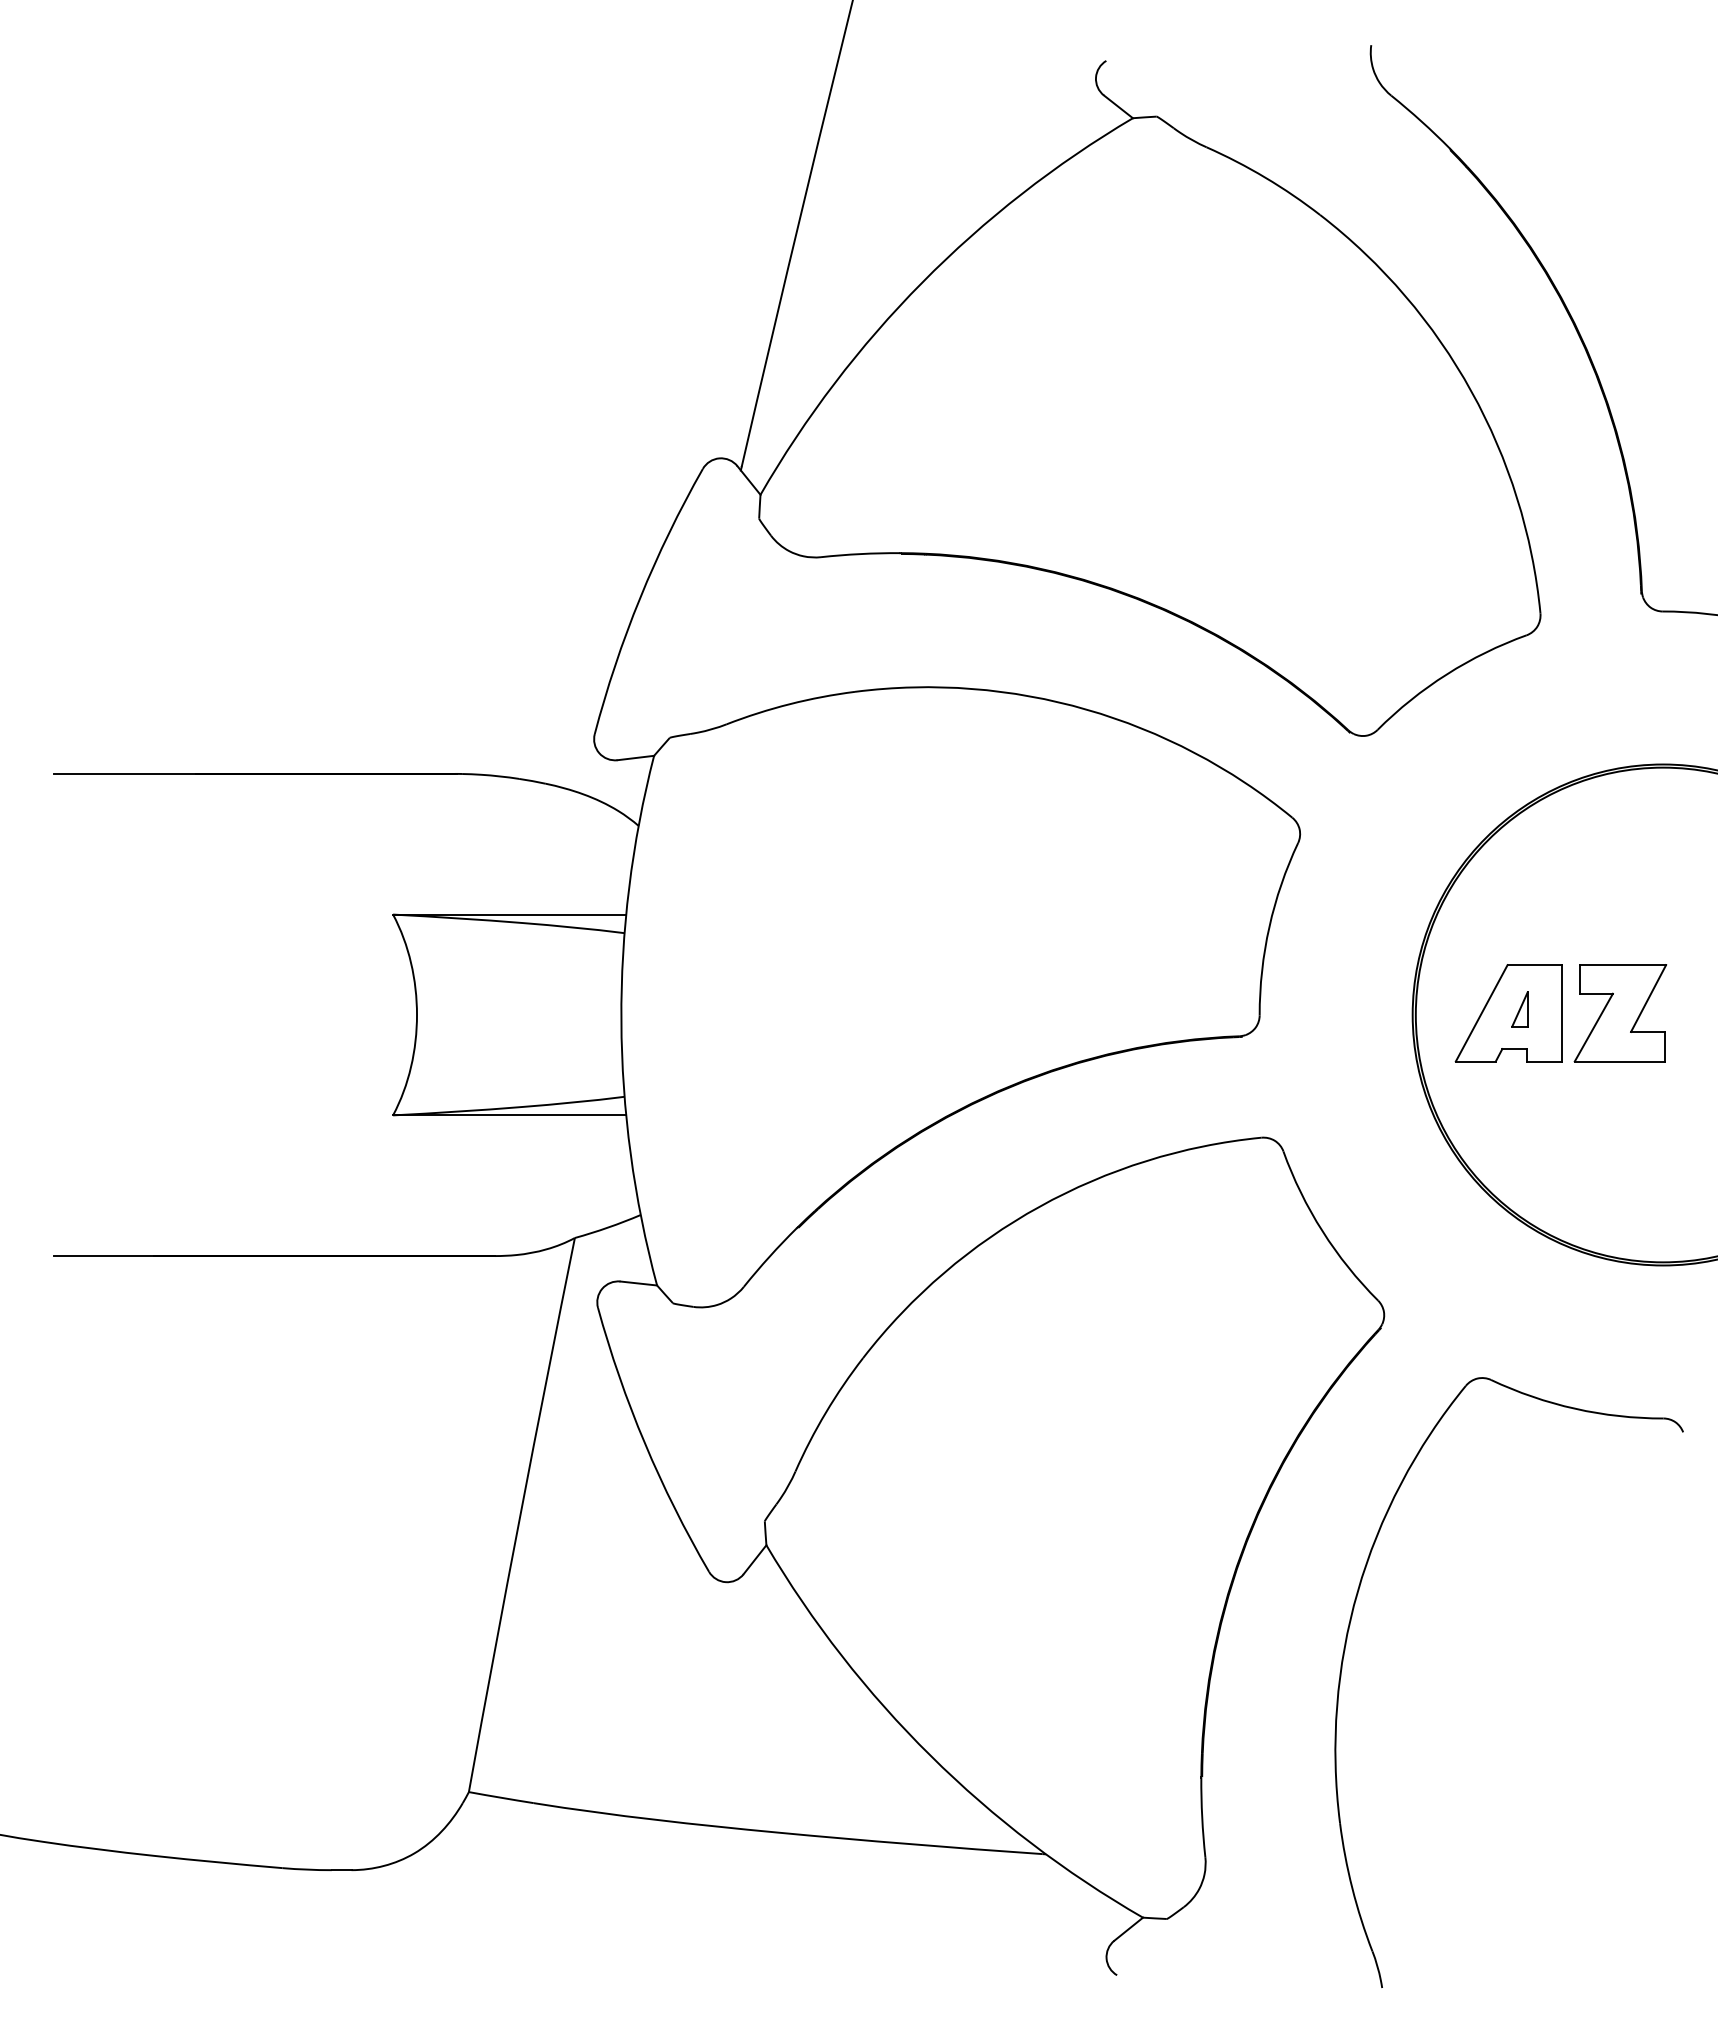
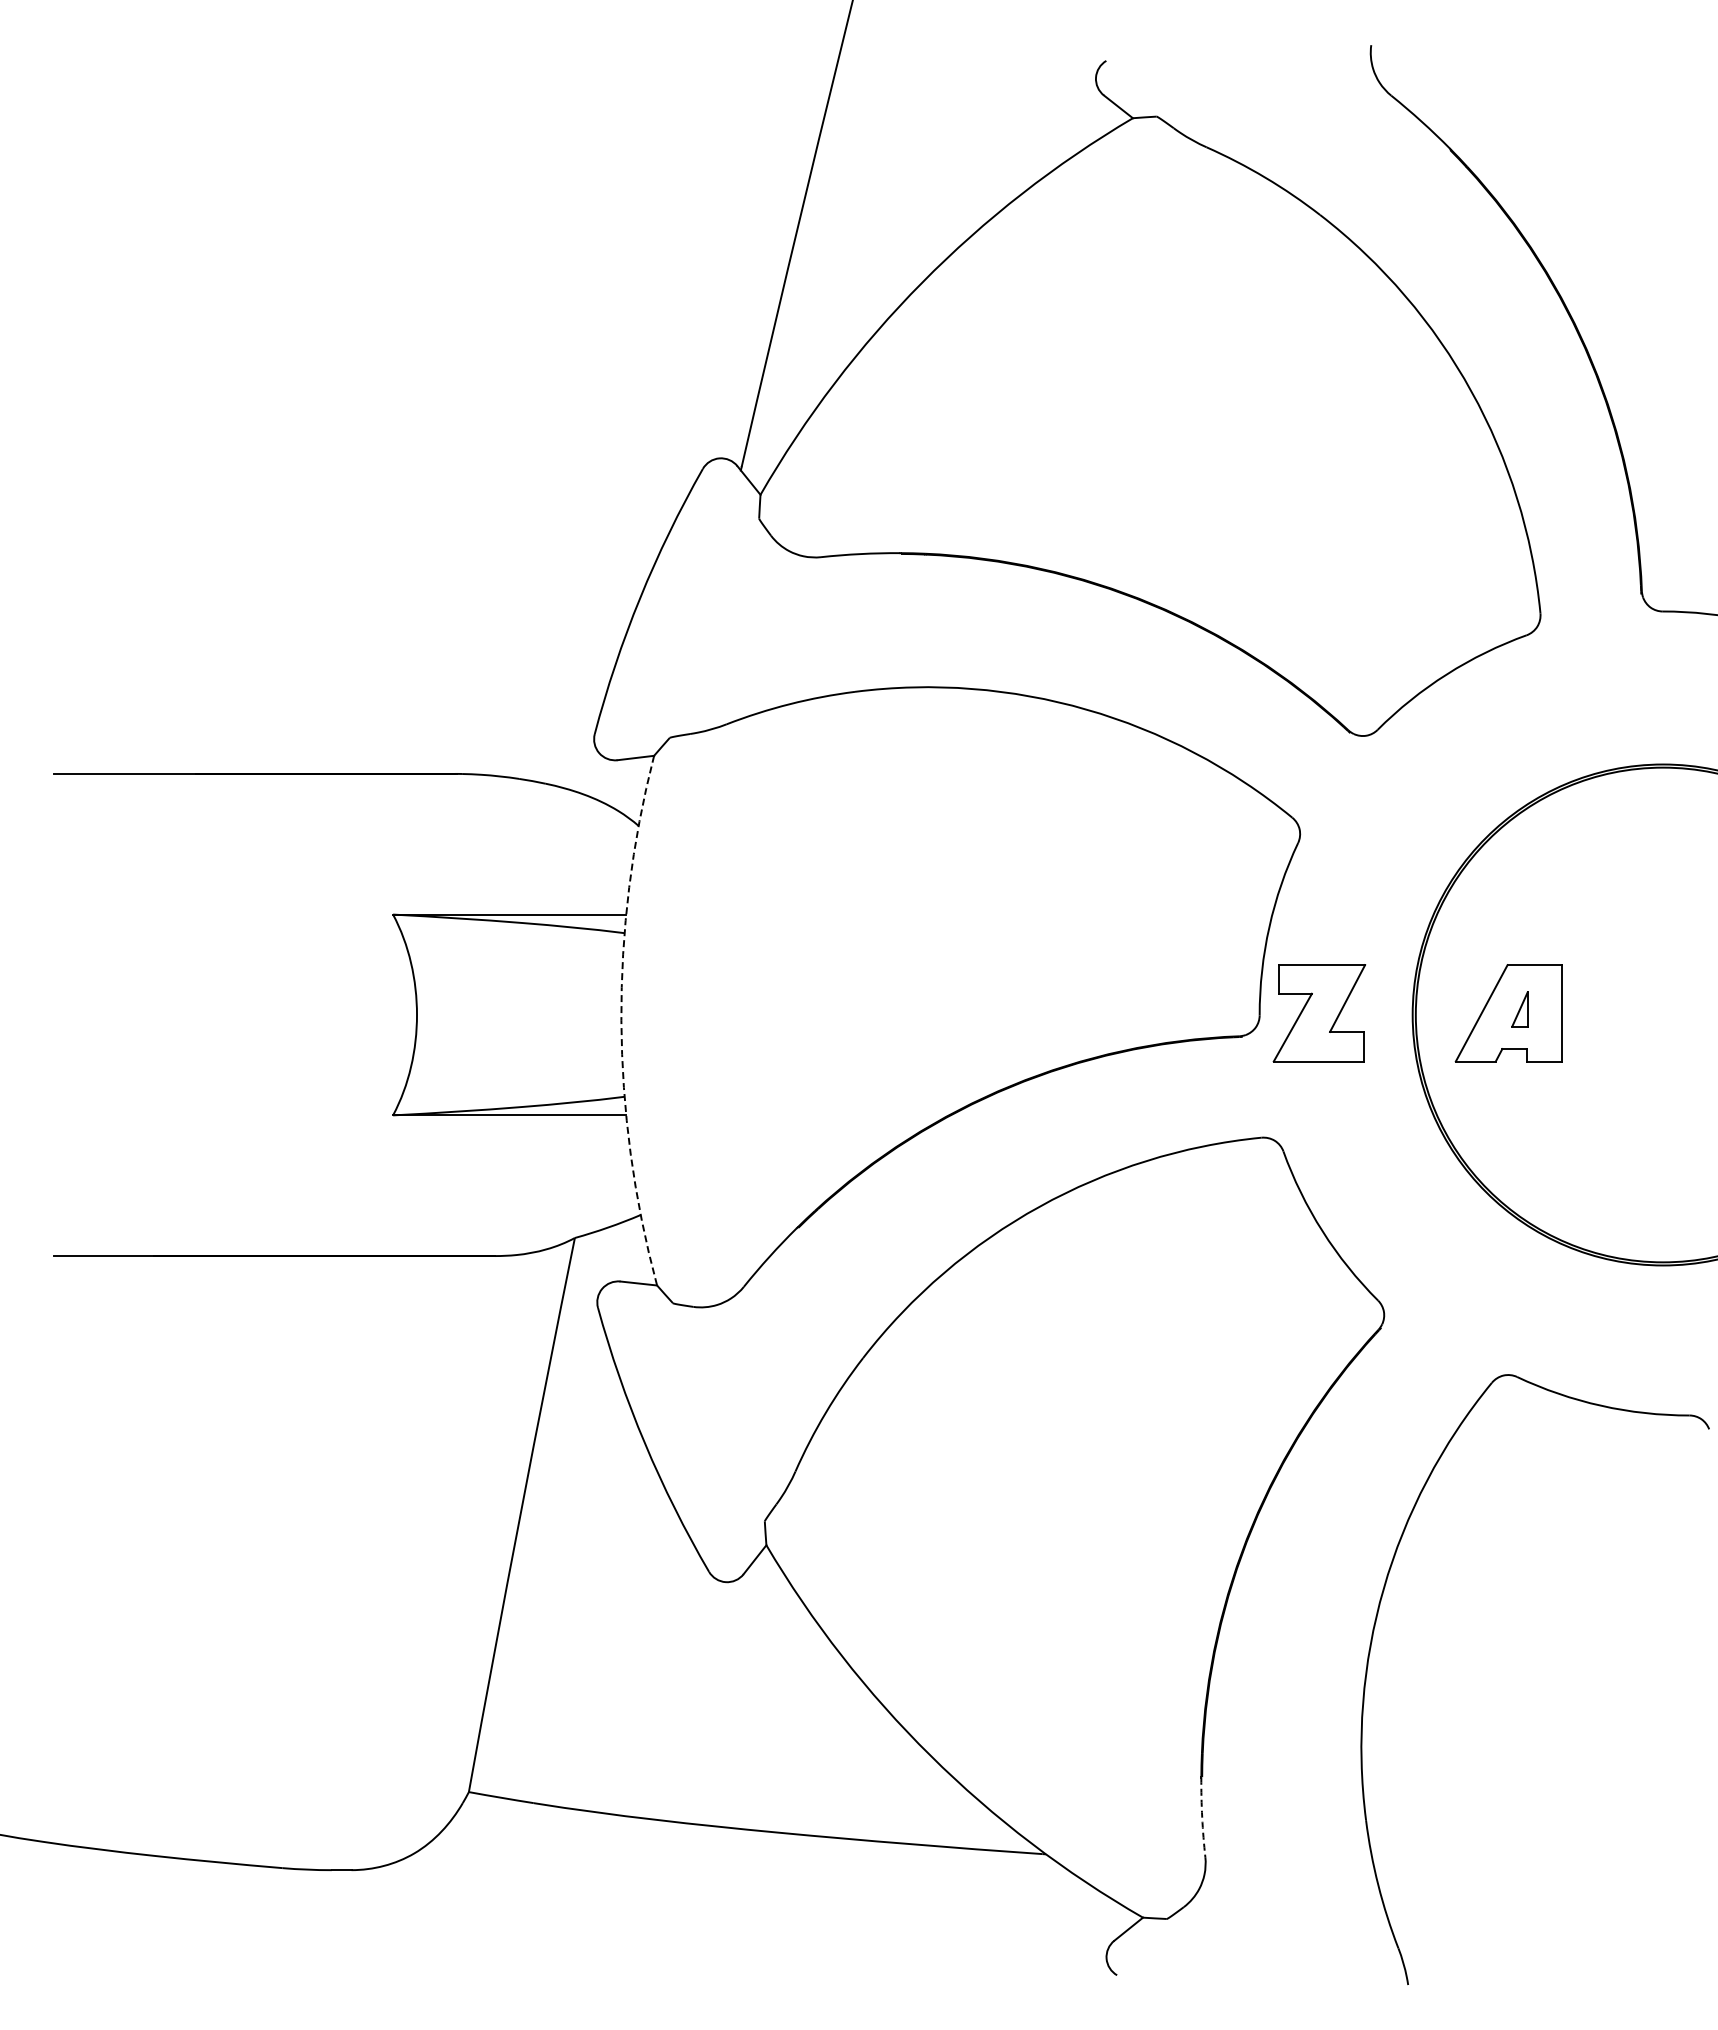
part position: (1620, 1013) -> (1319, 1013) (1319, 1013)
arc: solid -> dashed (621, 1020)
part position: (1344, 1656) -> (1370, 1653) (1370, 1653)
arc: solid -> dashed (1202, 1817)
